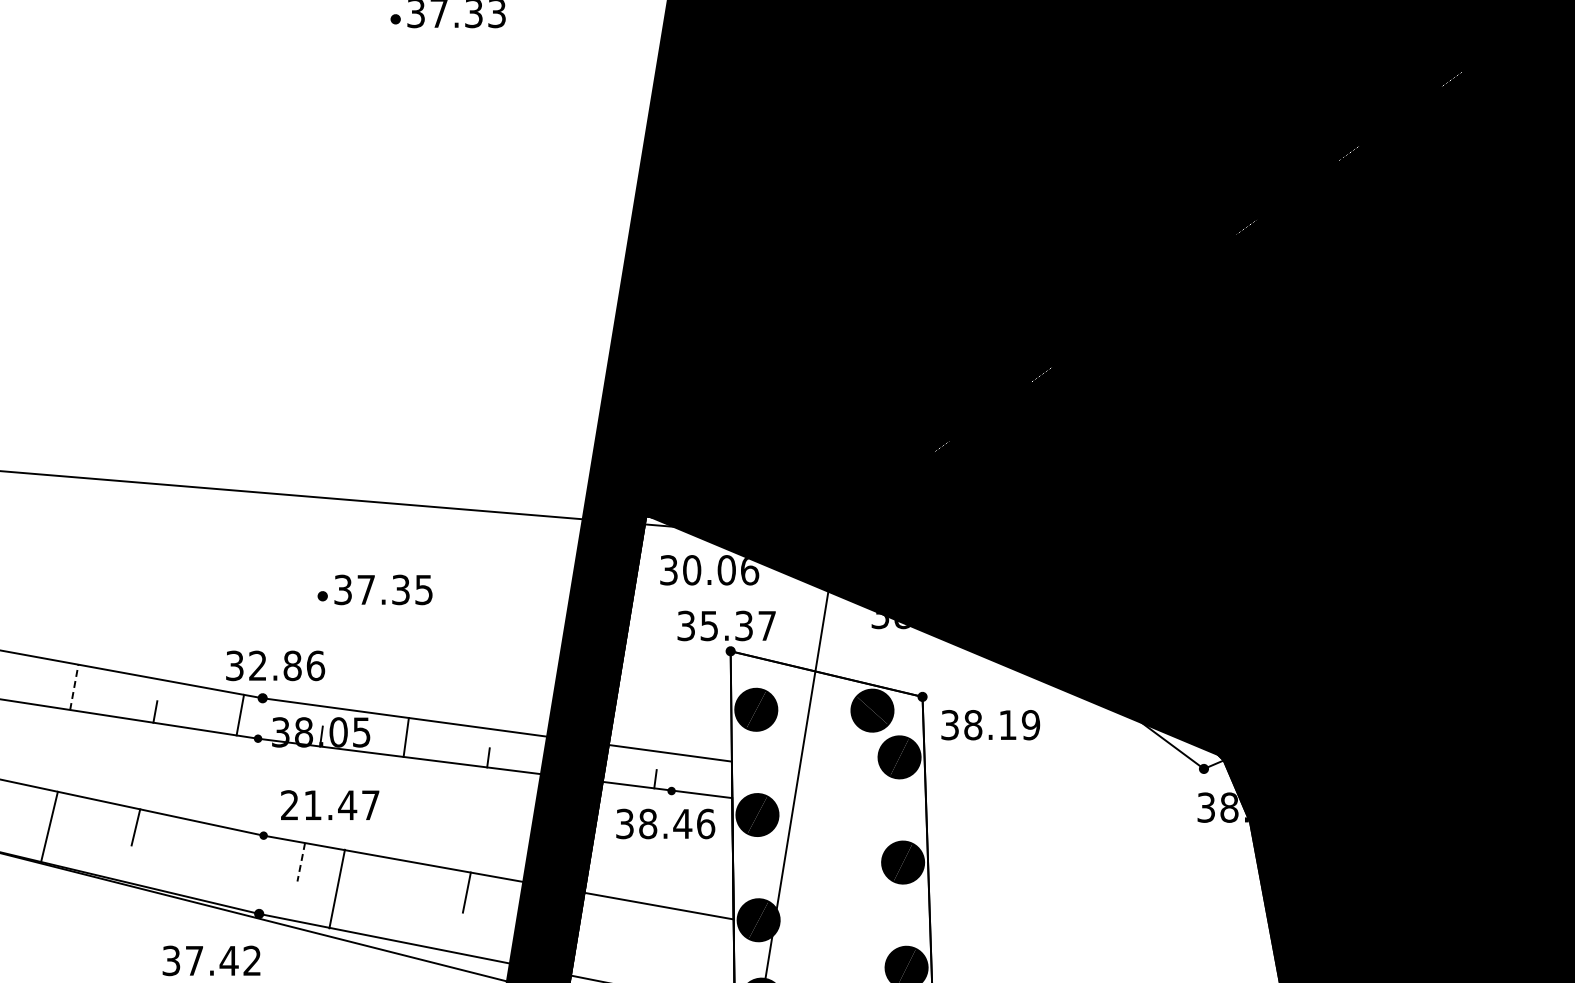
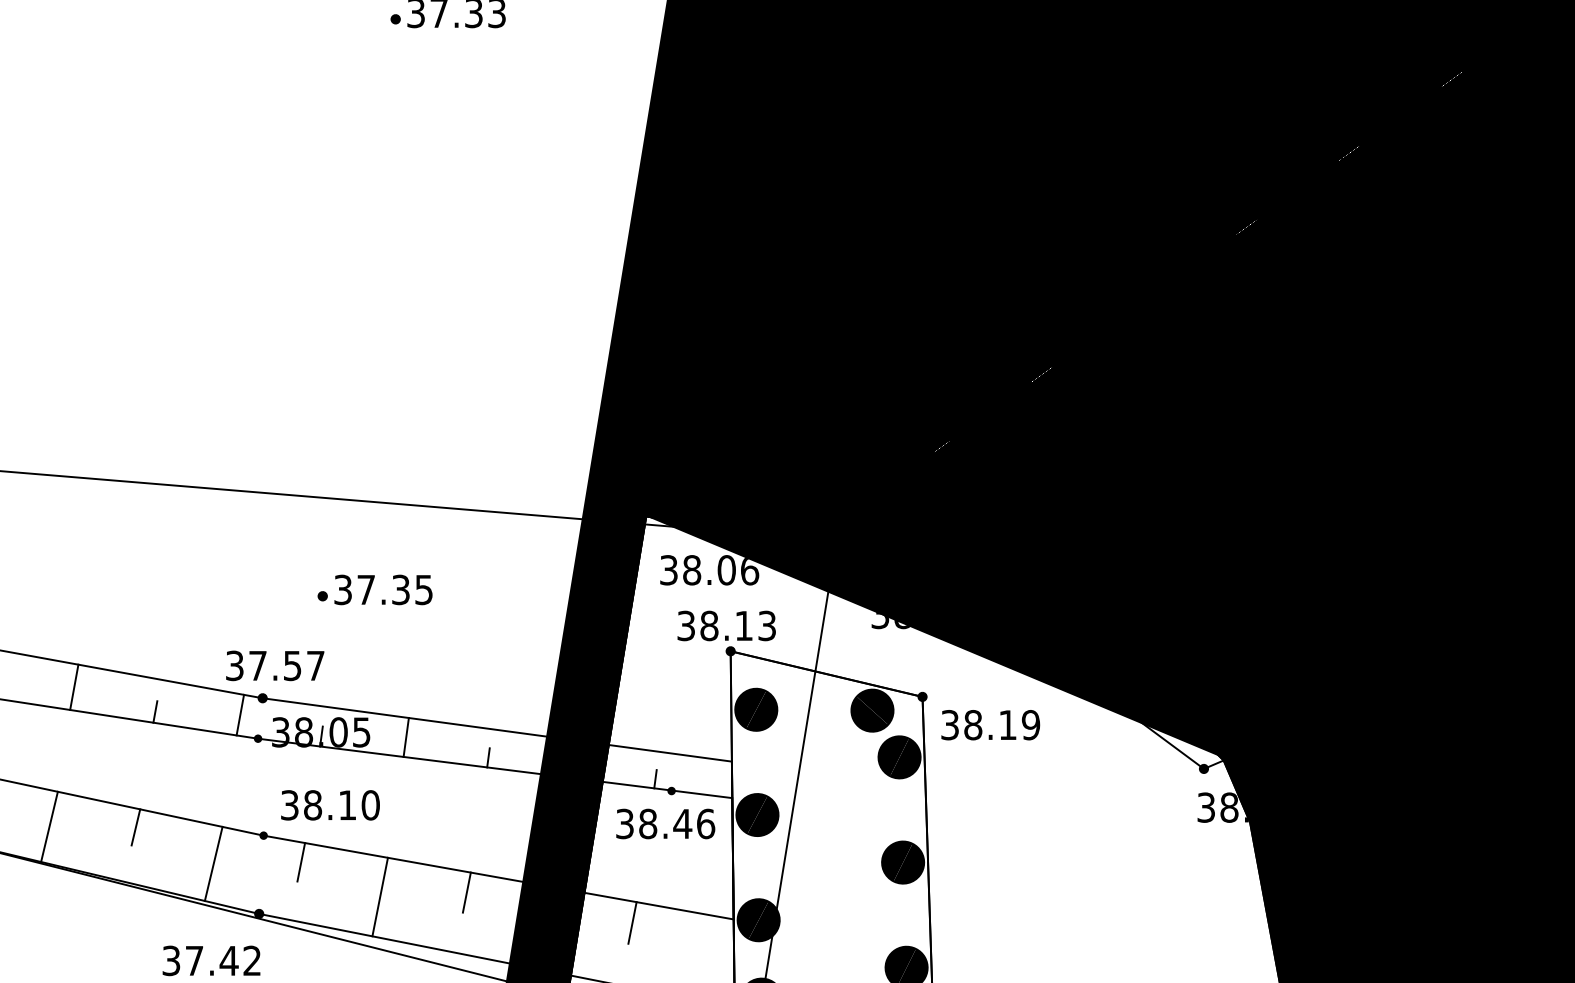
text: 30.06 -> 38.06 (692, 570)
text: 35.37 -> 38.13 (737, 625)
text: 32.86 -> 37.57 (287, 665)
line: dashed -> solid (74, 686)
text: 21.47 -> 38.10 (330, 805)
line: dashed -> solid (301, 862)
line: none -> present (213, 863)
line position: (336, 888) -> (379, 896) (379, 896)
line: none -> present (632, 922)
